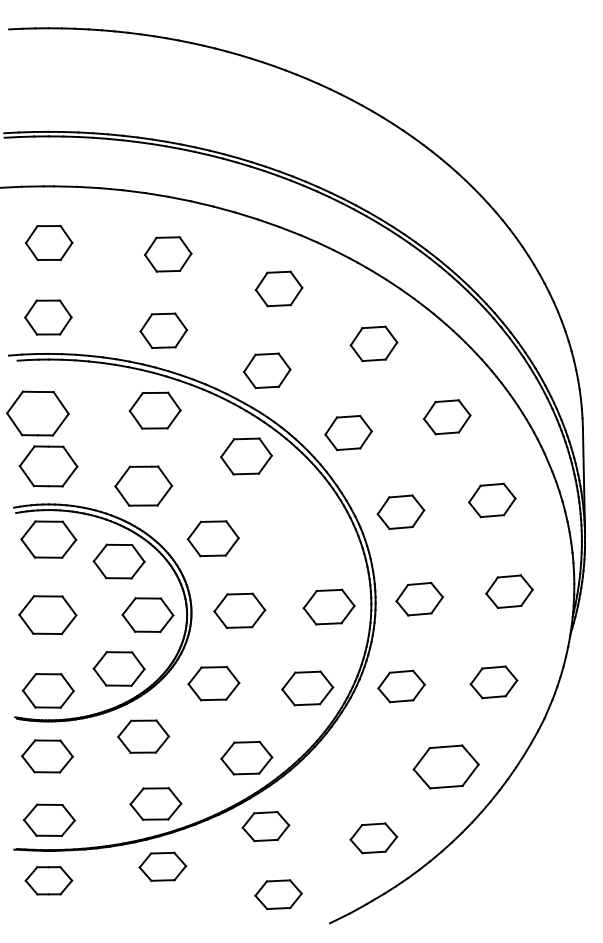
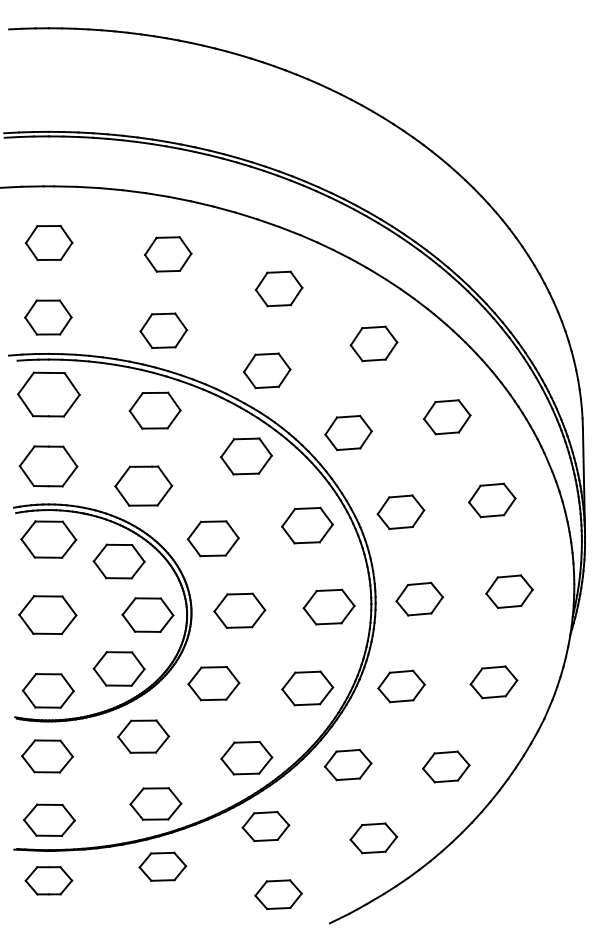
part position: (37, 413) -> (48, 394) (48, 394)
part: none -> present (307, 525)
part: none -> present (347, 764)
part size: 68x46 px -> 49x34 px (446, 766)
